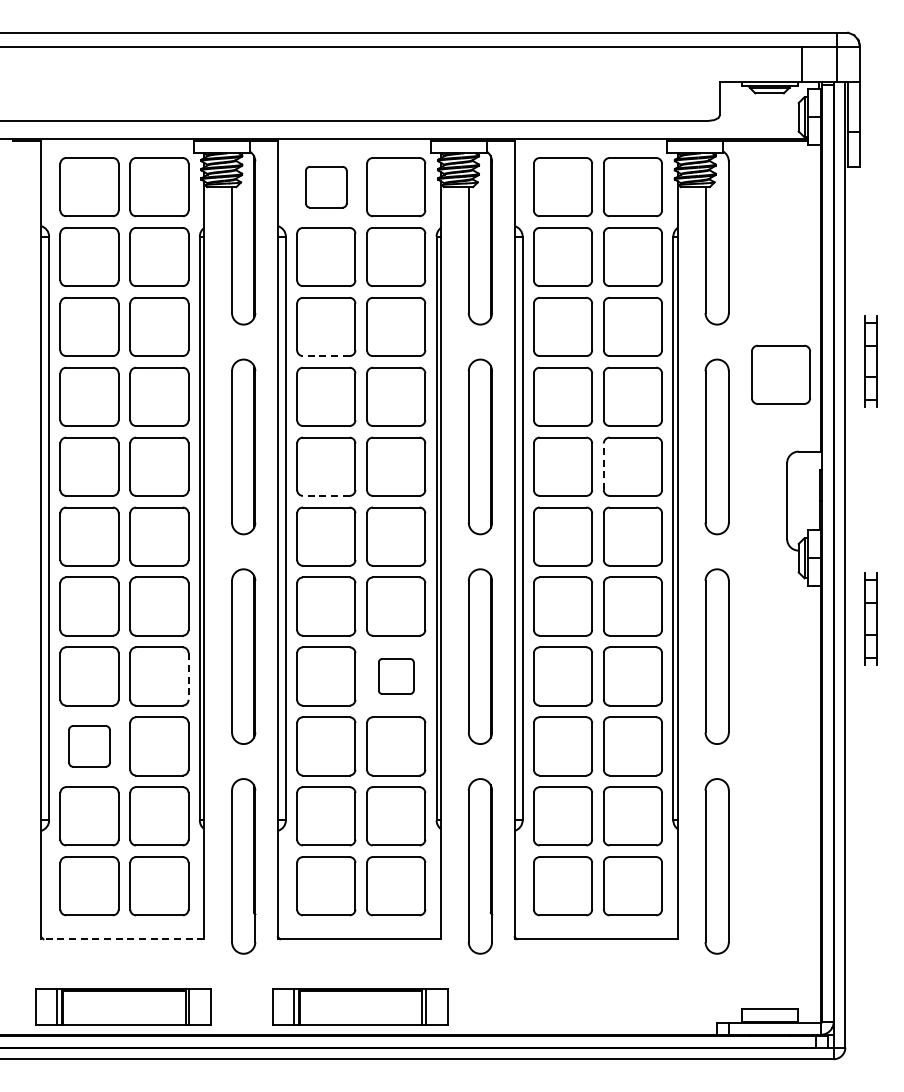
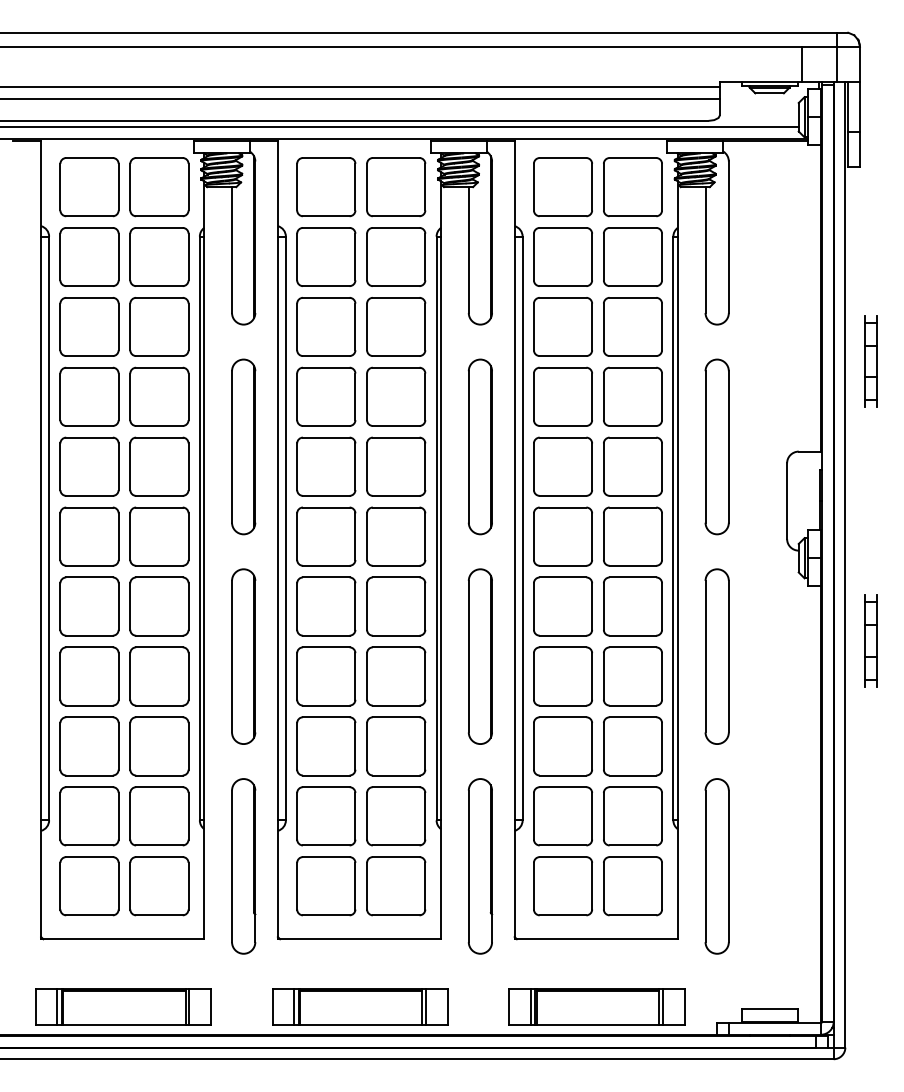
line: none -> present (361, 87)
line: none -> present (361, 99)
line: none -> present (400, 126)
part size: 43x43 px -> 61x61 px (326, 187)
line: dashed -> solid (325, 356)
part: present -> none (780, 374)
line: dashed -> solid (603, 466)
line: dashed -> solid (325, 495)
part position: (870, 618) -> (870, 640) (870, 640)
line: dashed -> solid (188, 676)
part size: 37x37 px -> 61x61 px (396, 676)
part size: 43x43 px -> 61x61 px (89, 746)
line: dashed -> solid (122, 939)
part: none -> present (596, 1006)
